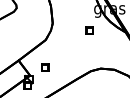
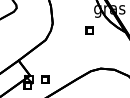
part position: (45, 67) -> (45, 79) (45, 79)
